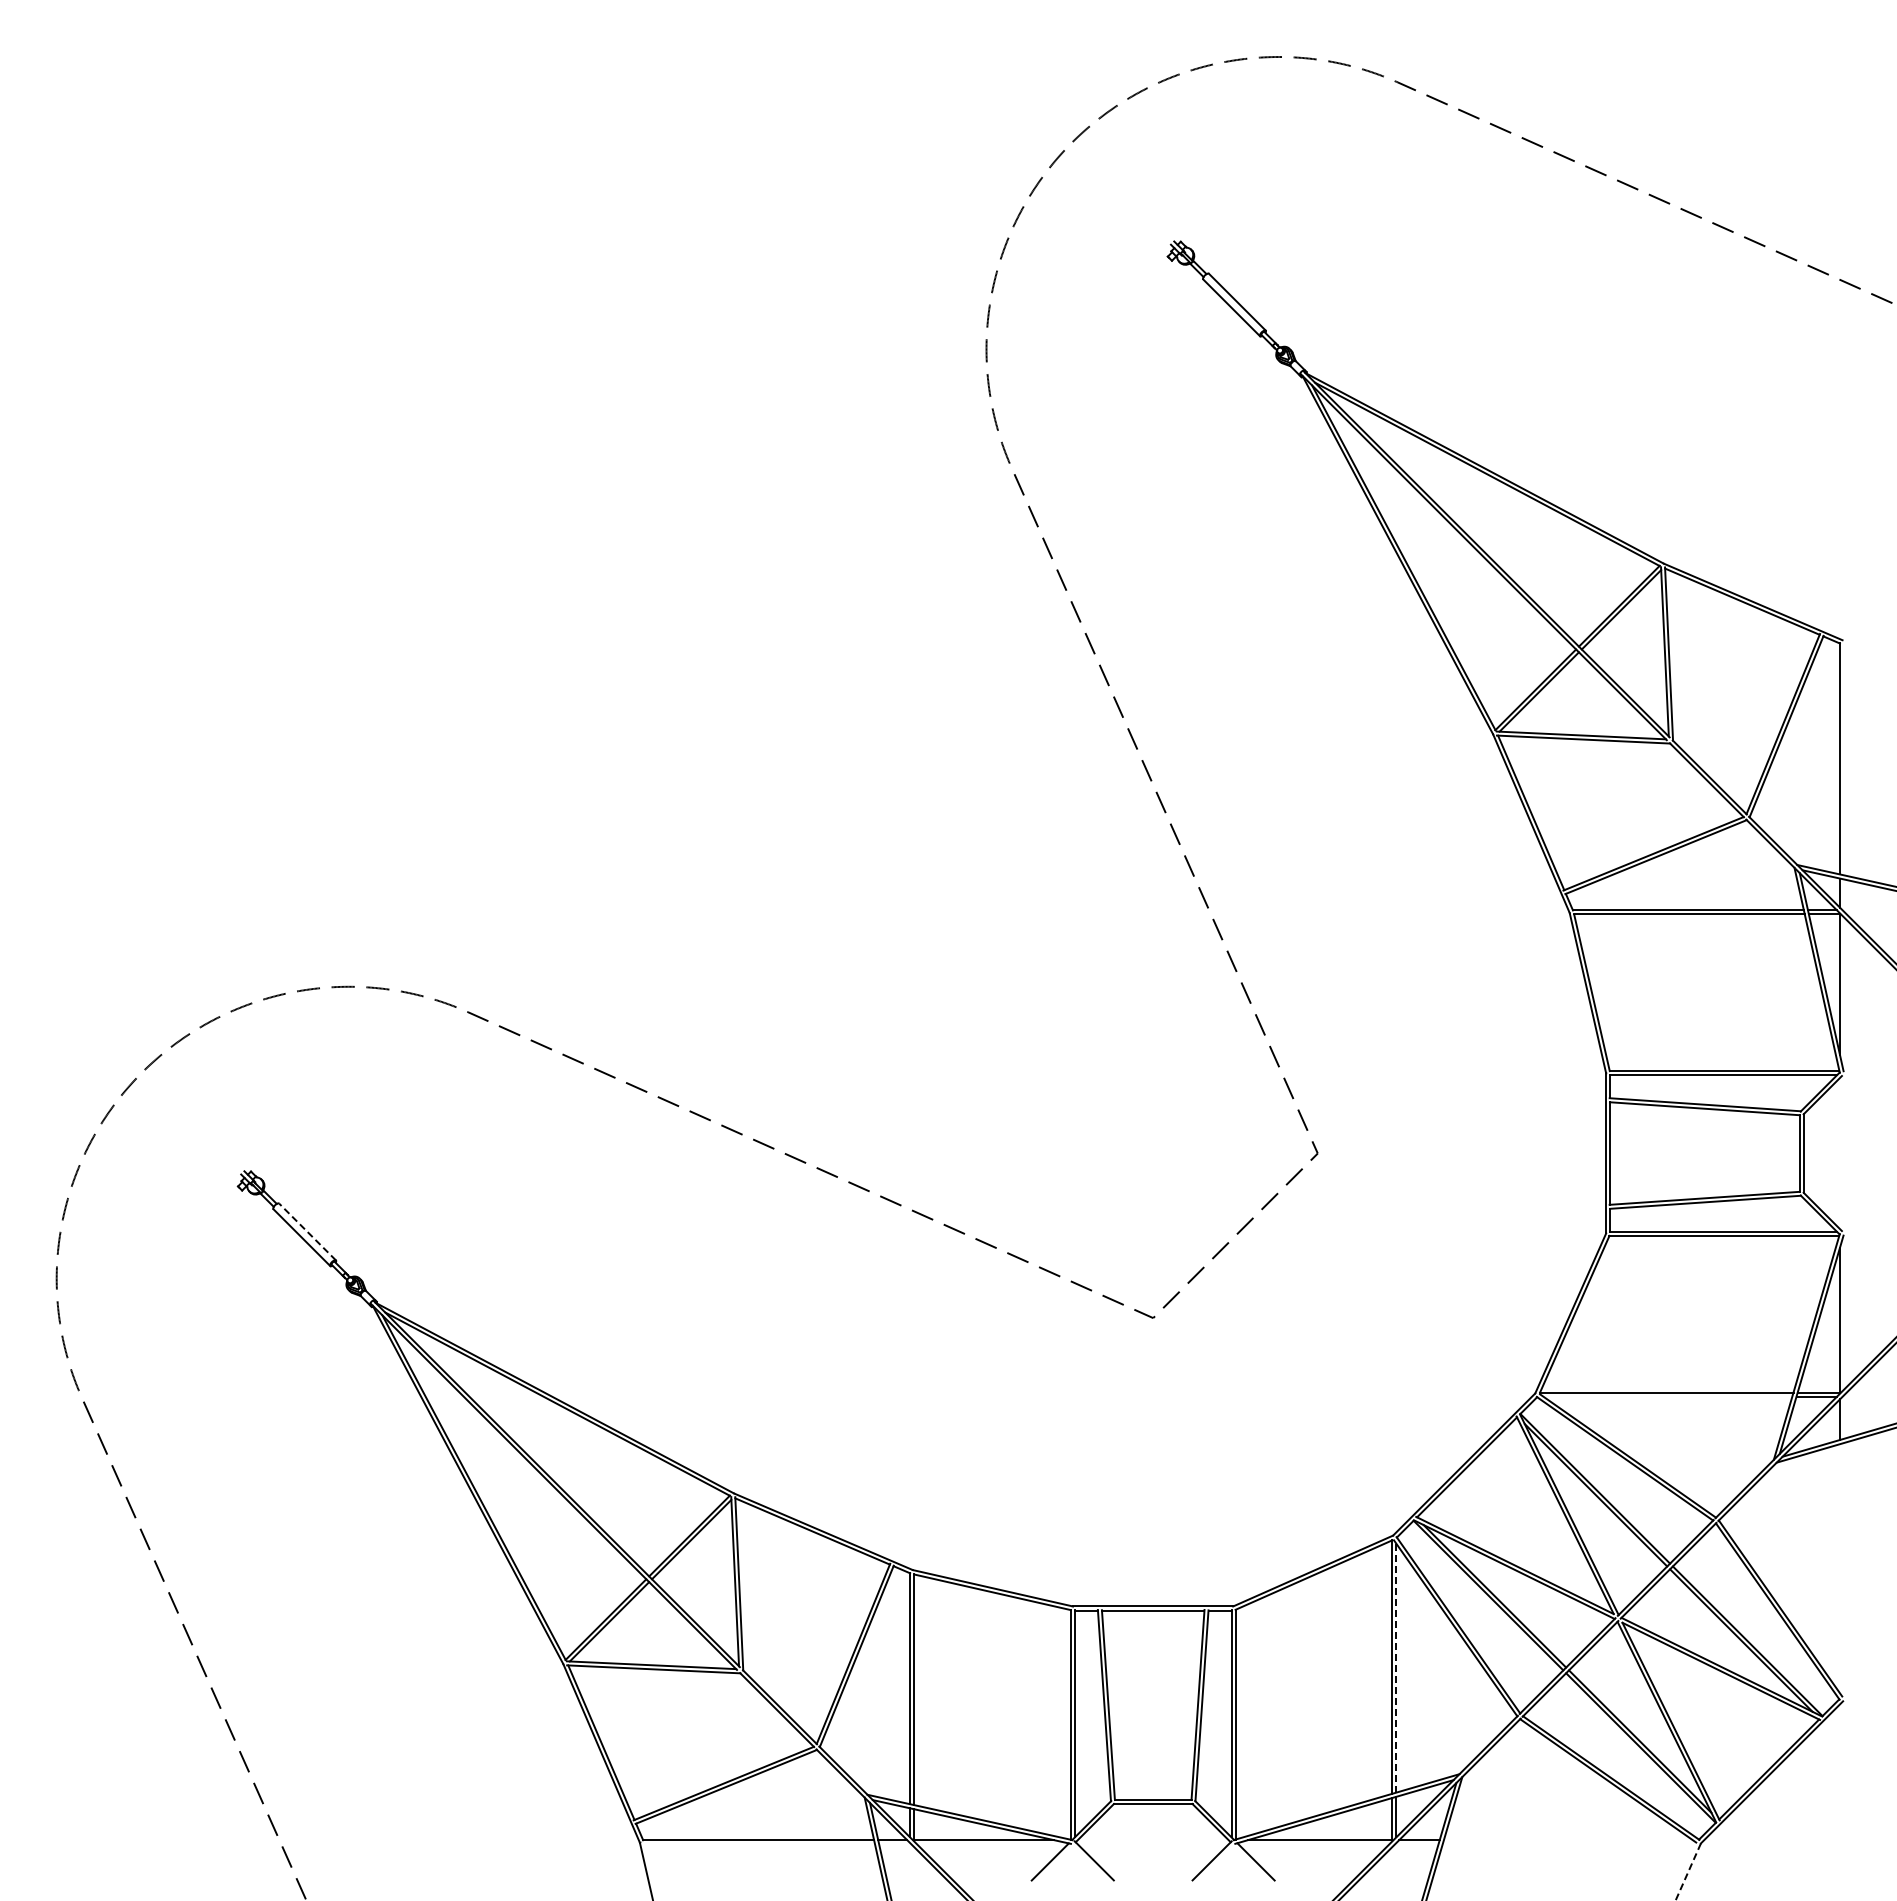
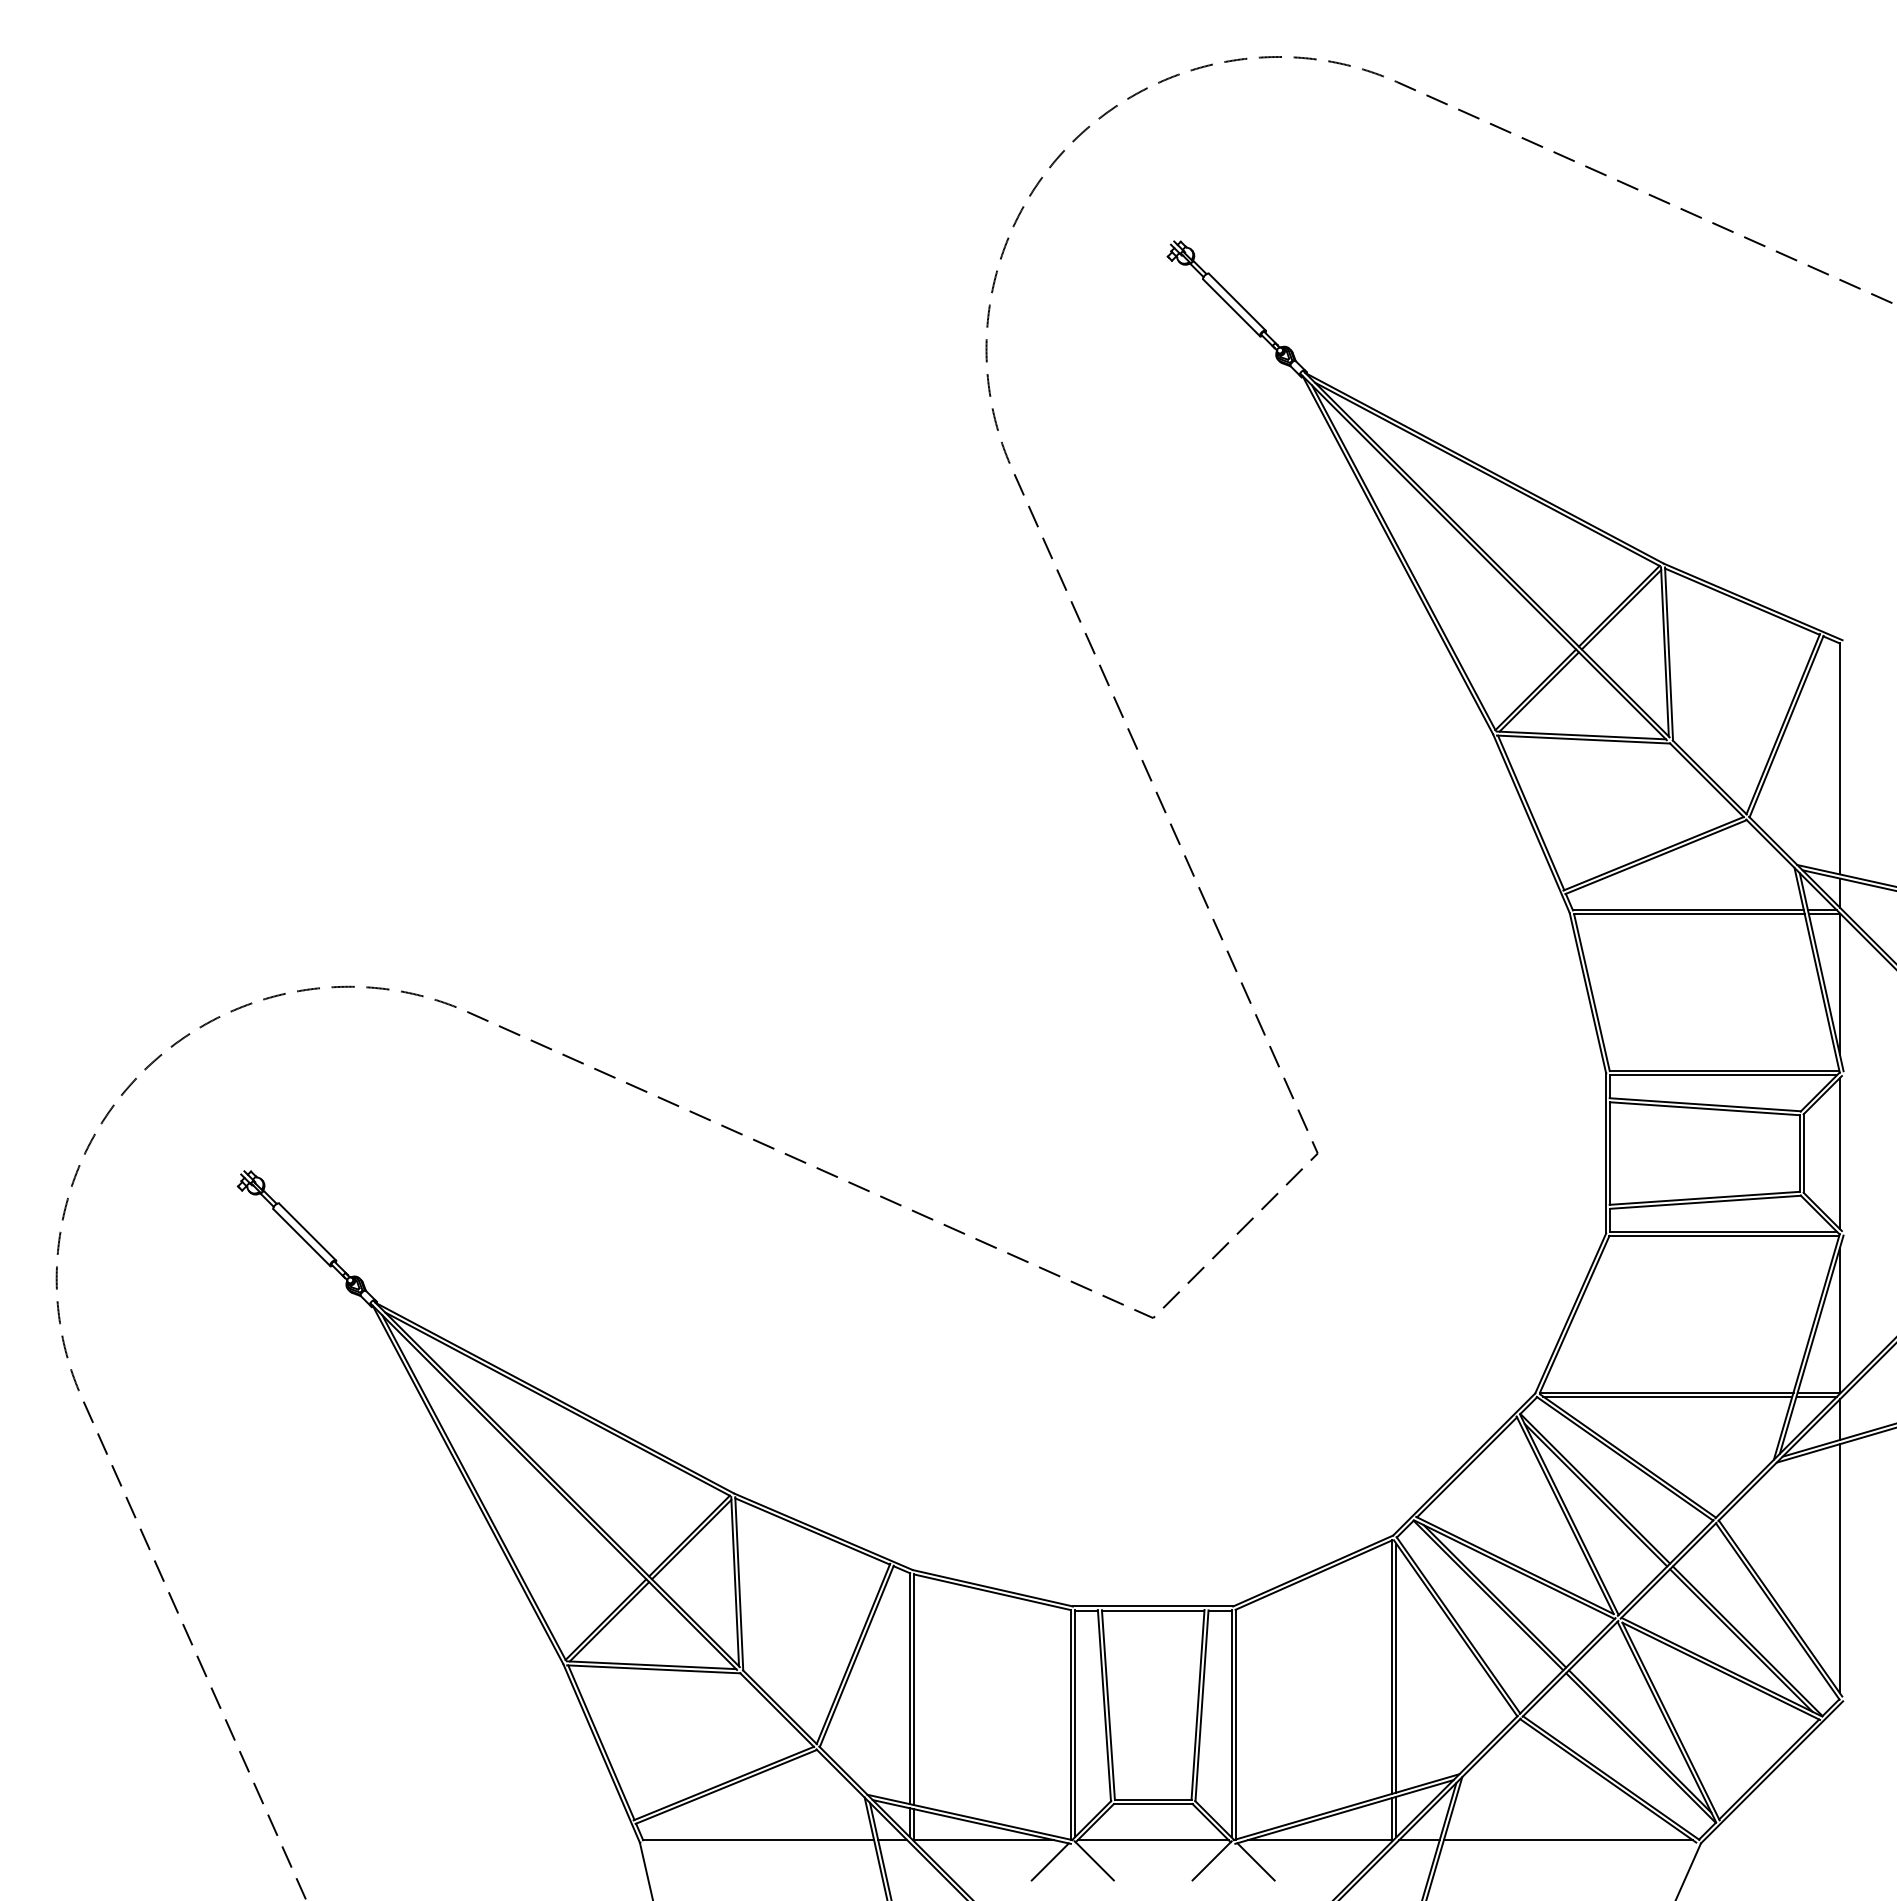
line: none -> present (1839, 1153)
line: dashed -> solid (307, 1231)
line: none -> present (1667, 1396)
line: none -> present (1839, 1568)
line: dashed -> solid (1396, 1668)
line: none -> present (1152, 1840)
line: none -> present (1567, 1840)
line: dashed -> solid (1688, 1871)
